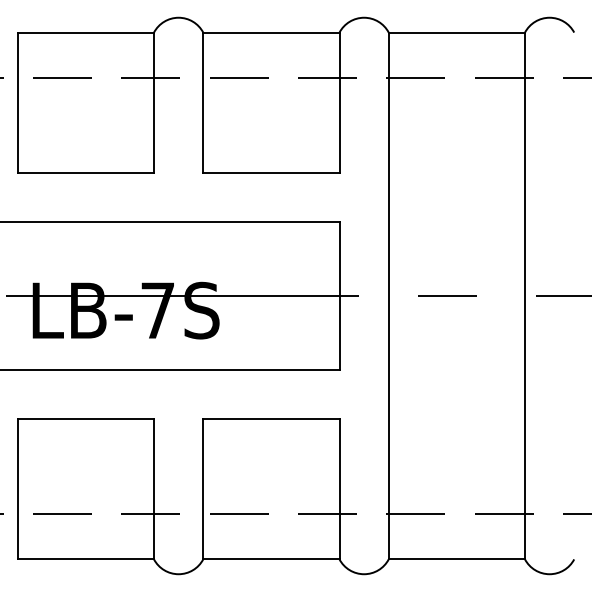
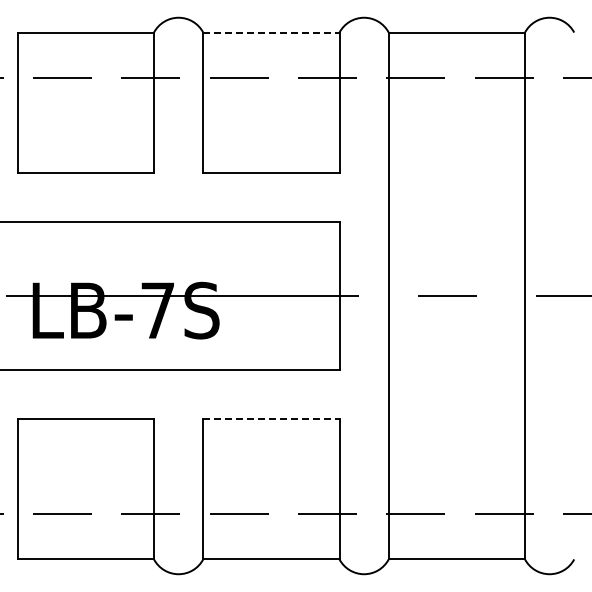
line: solid -> dashed (271, 32)
line: solid -> dashed (271, 419)
